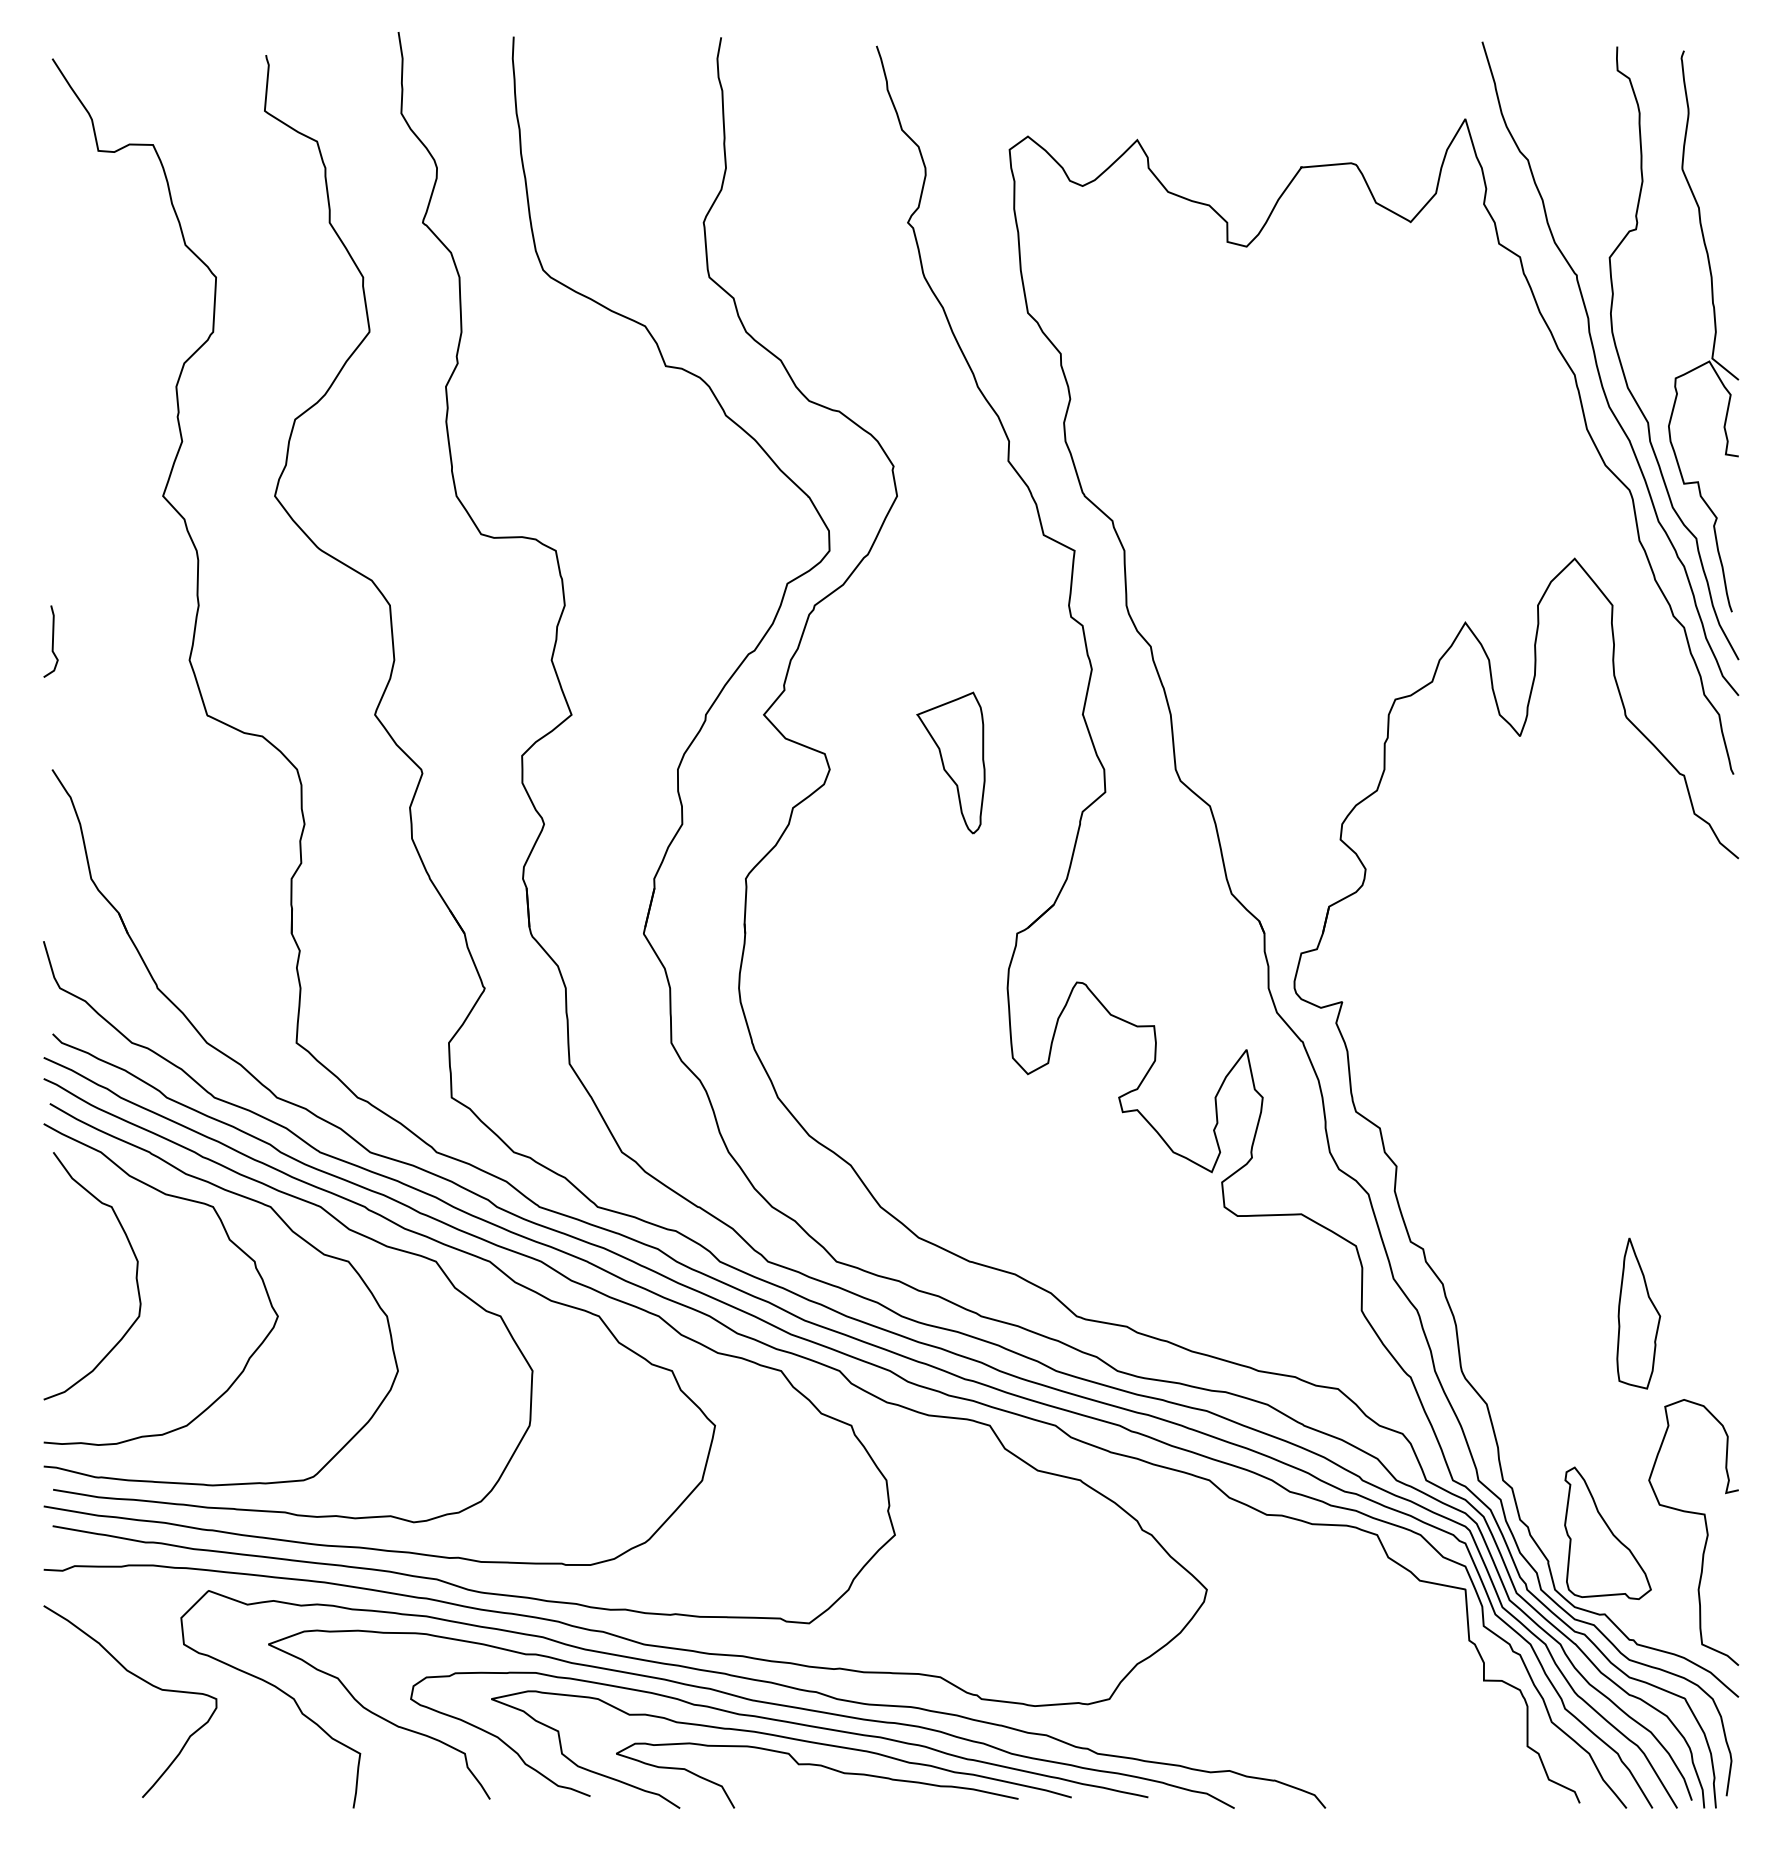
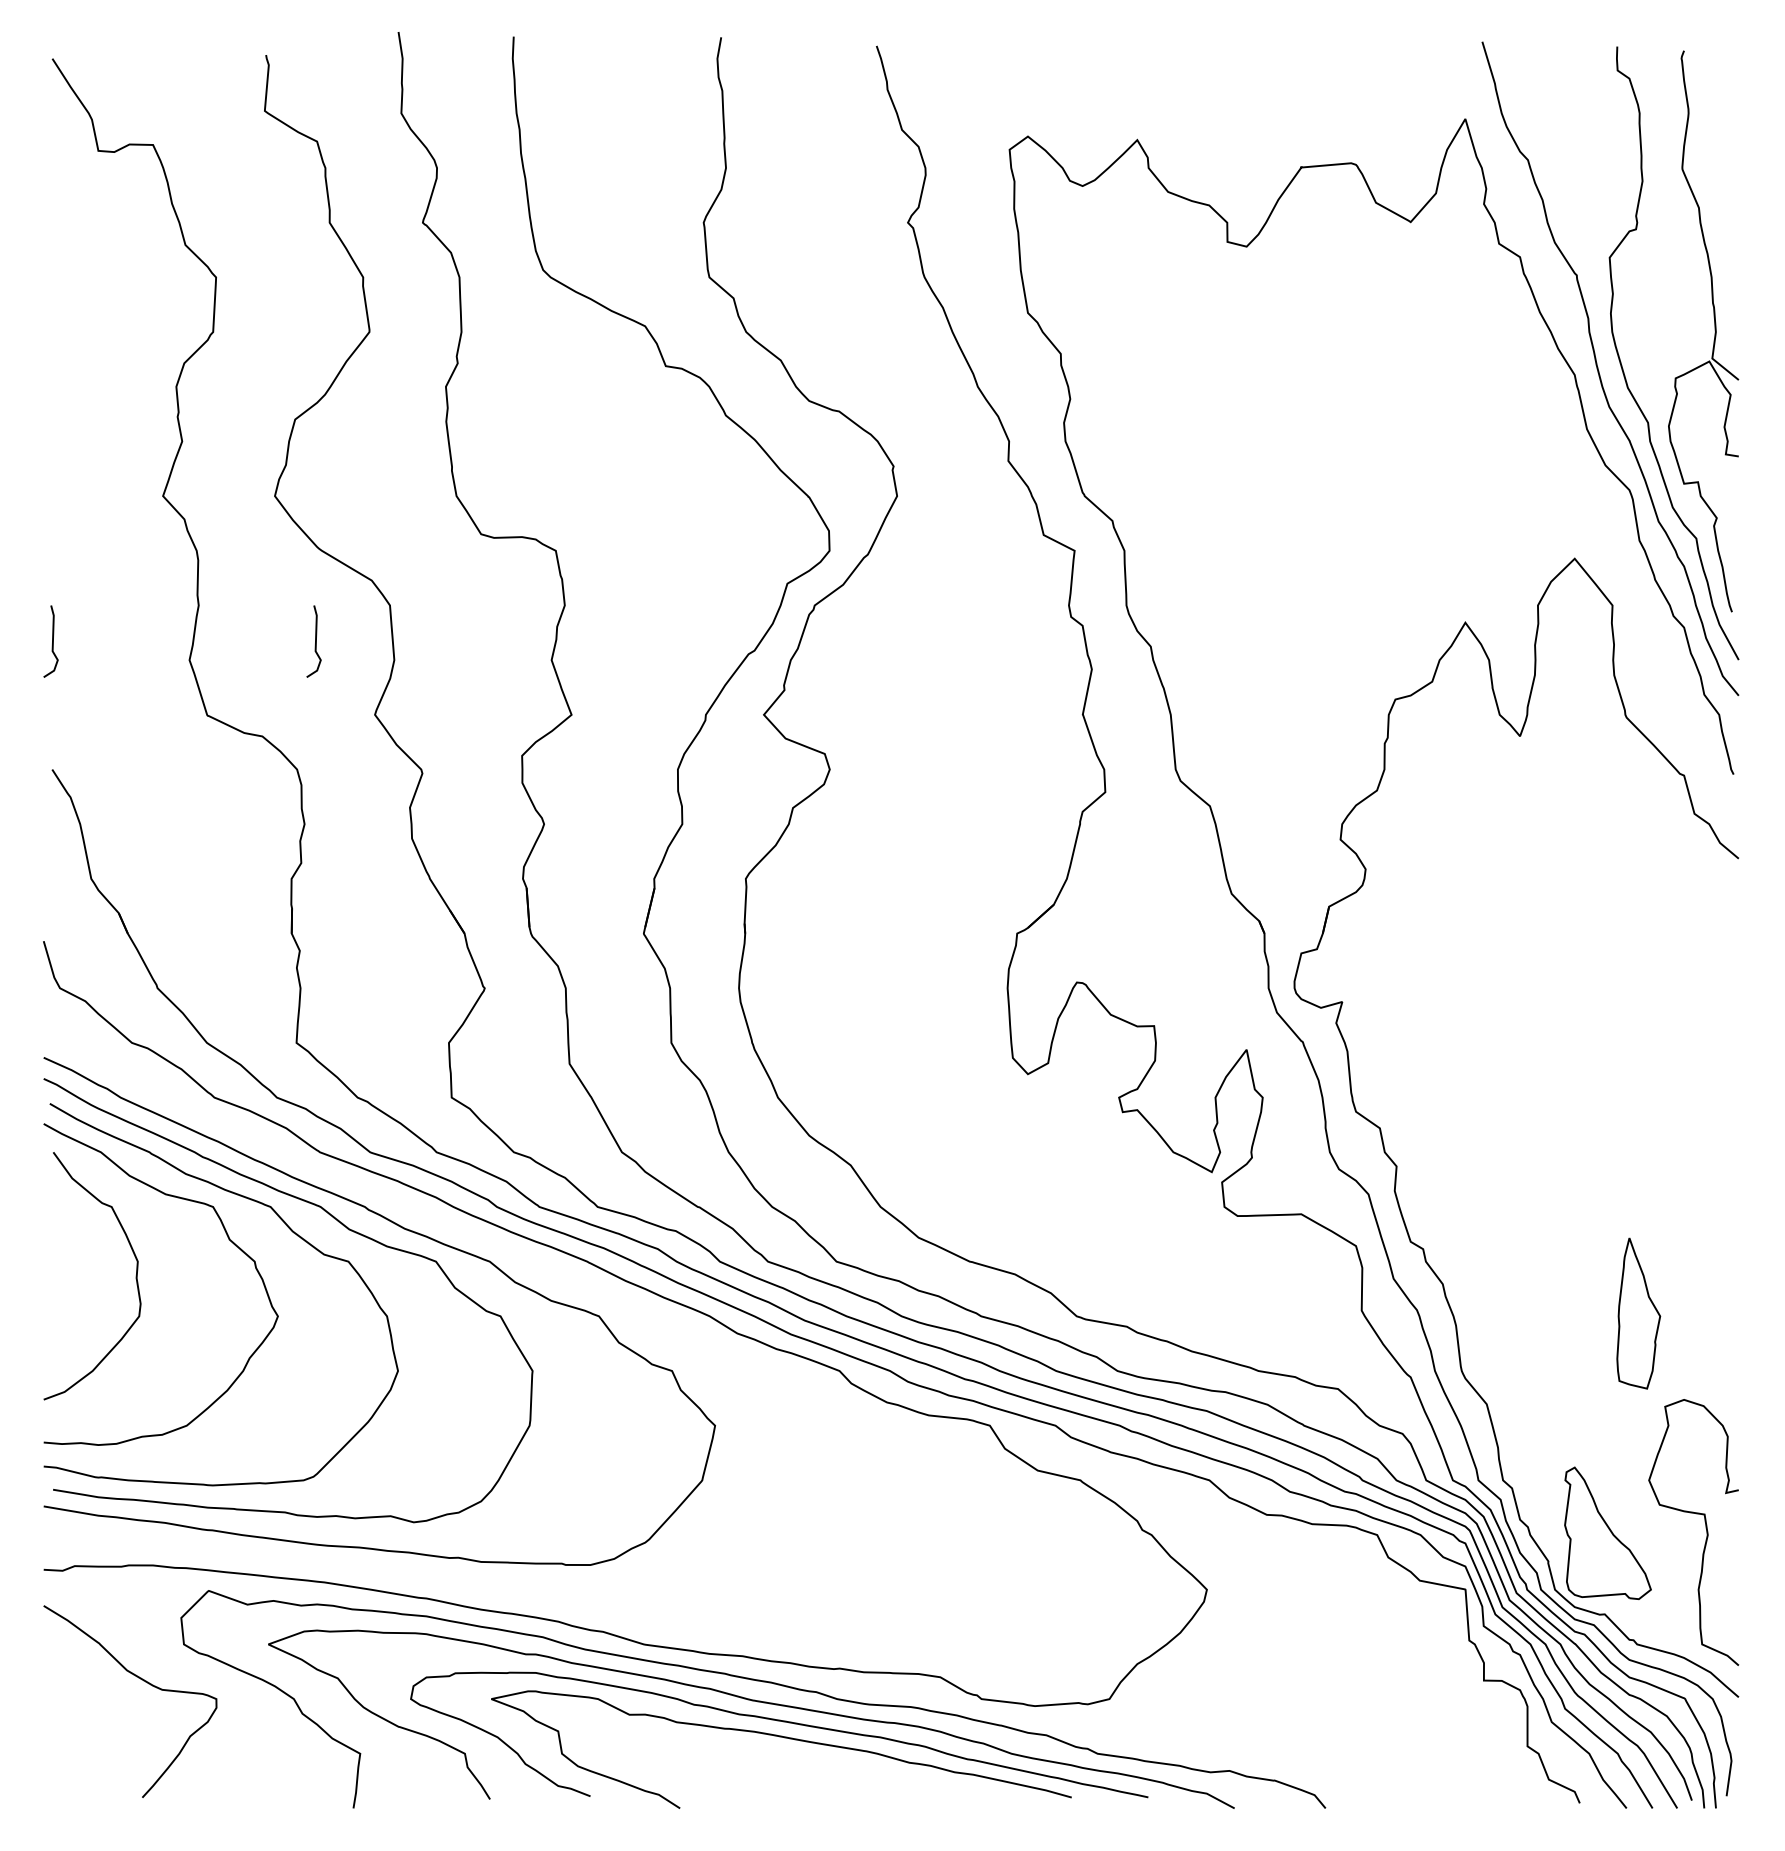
curve: none -> present (315, 641)
part: present -> none (950, 762)
curve: present -> none (501, 1248)
curve: present -> none (818, 1766)
